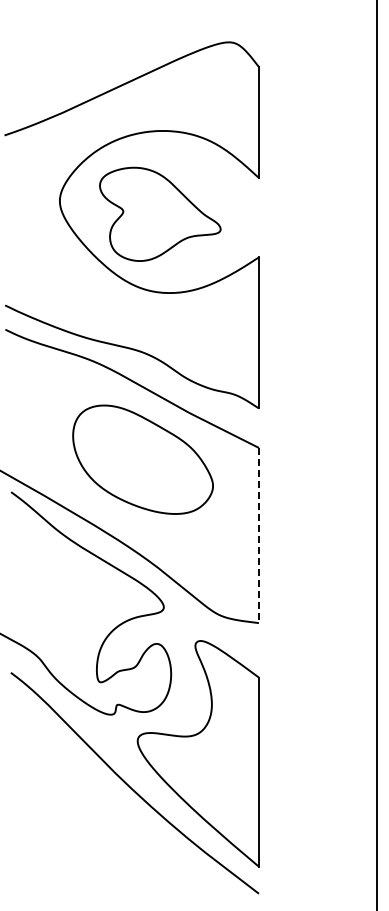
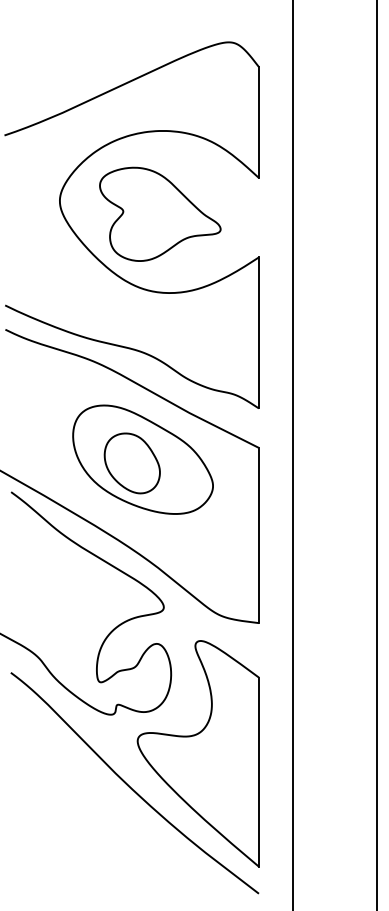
line: none -> present (292, 454)
part: none -> present (131, 463)
line: dashed -> solid (258, 535)
